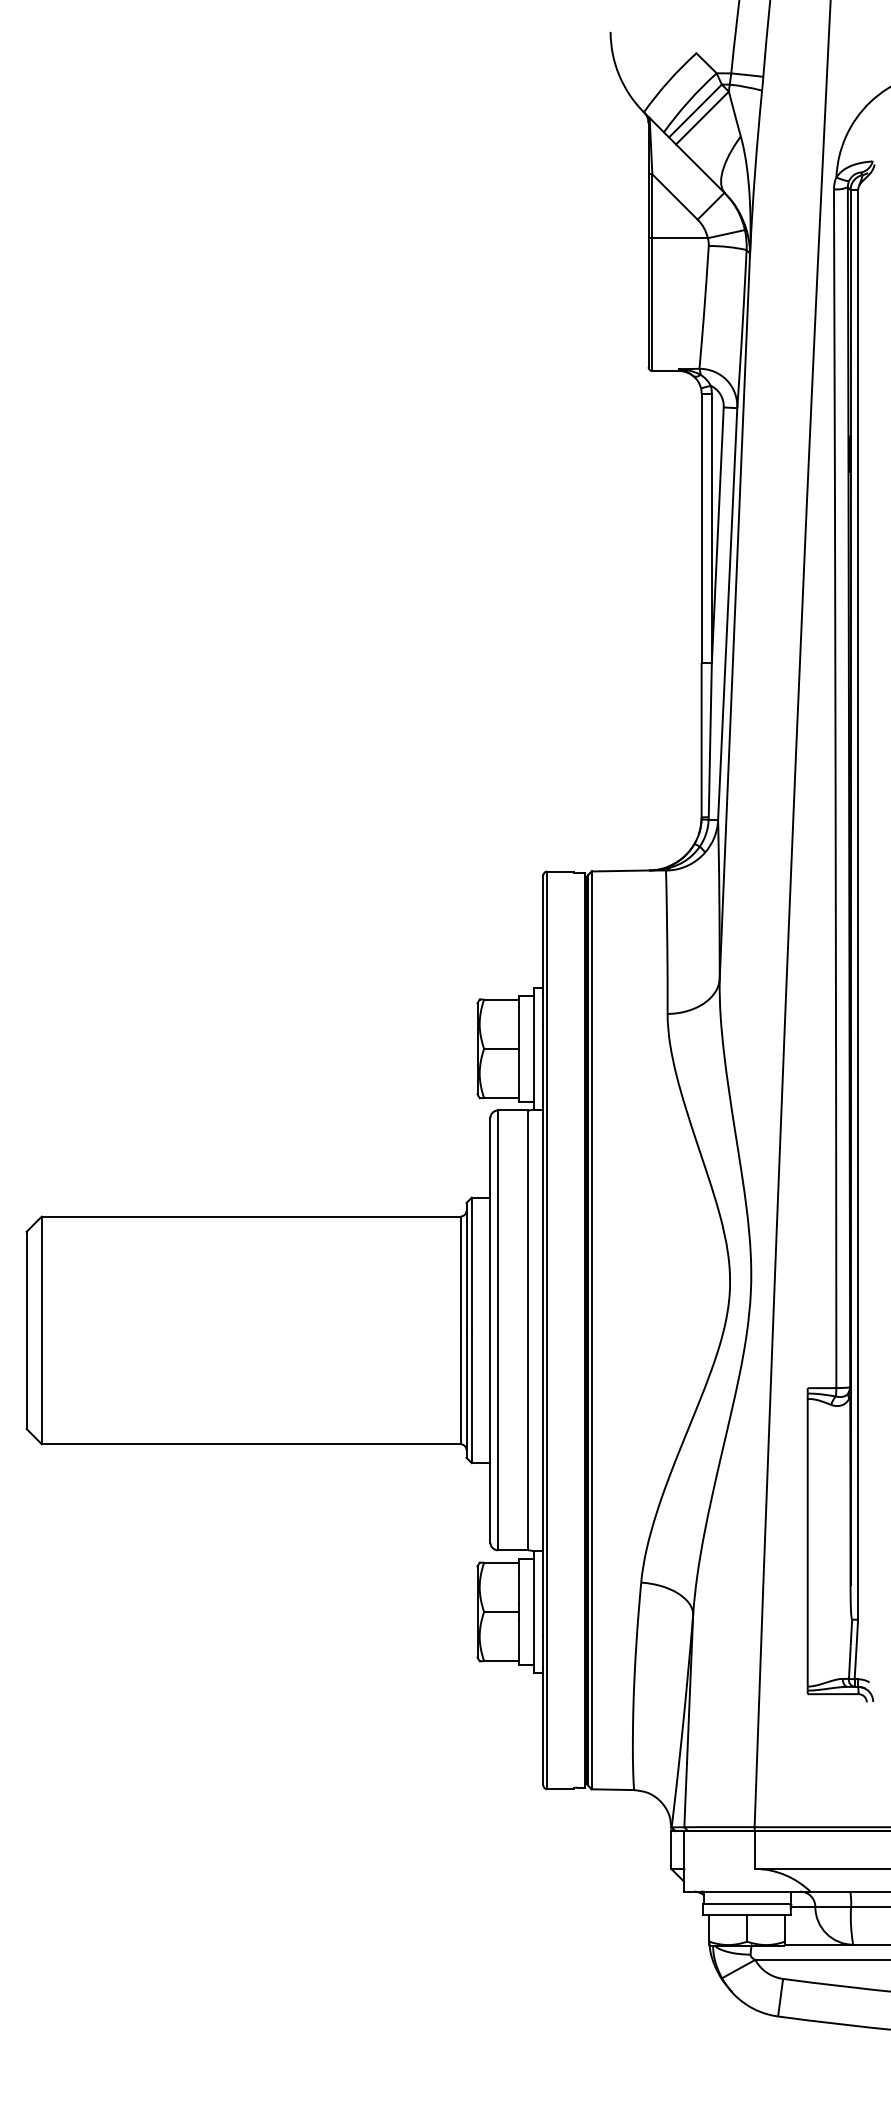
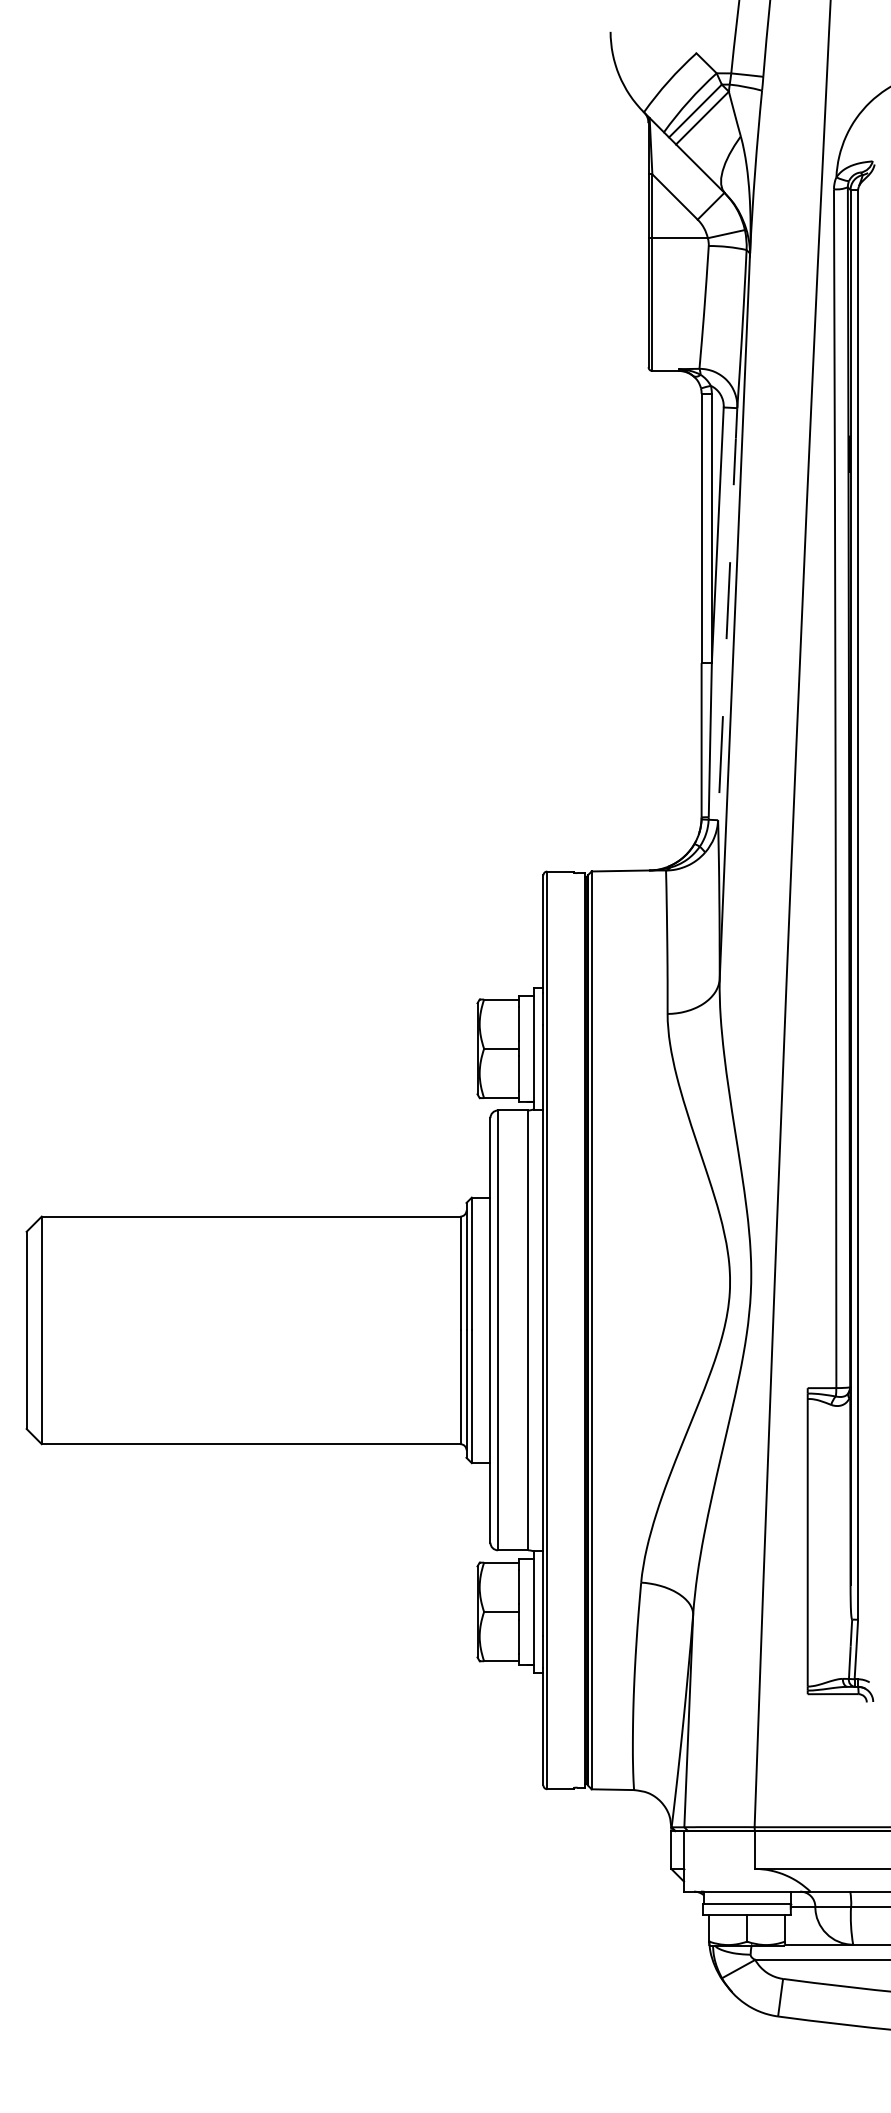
line: solid -> dashed (727, 612)
